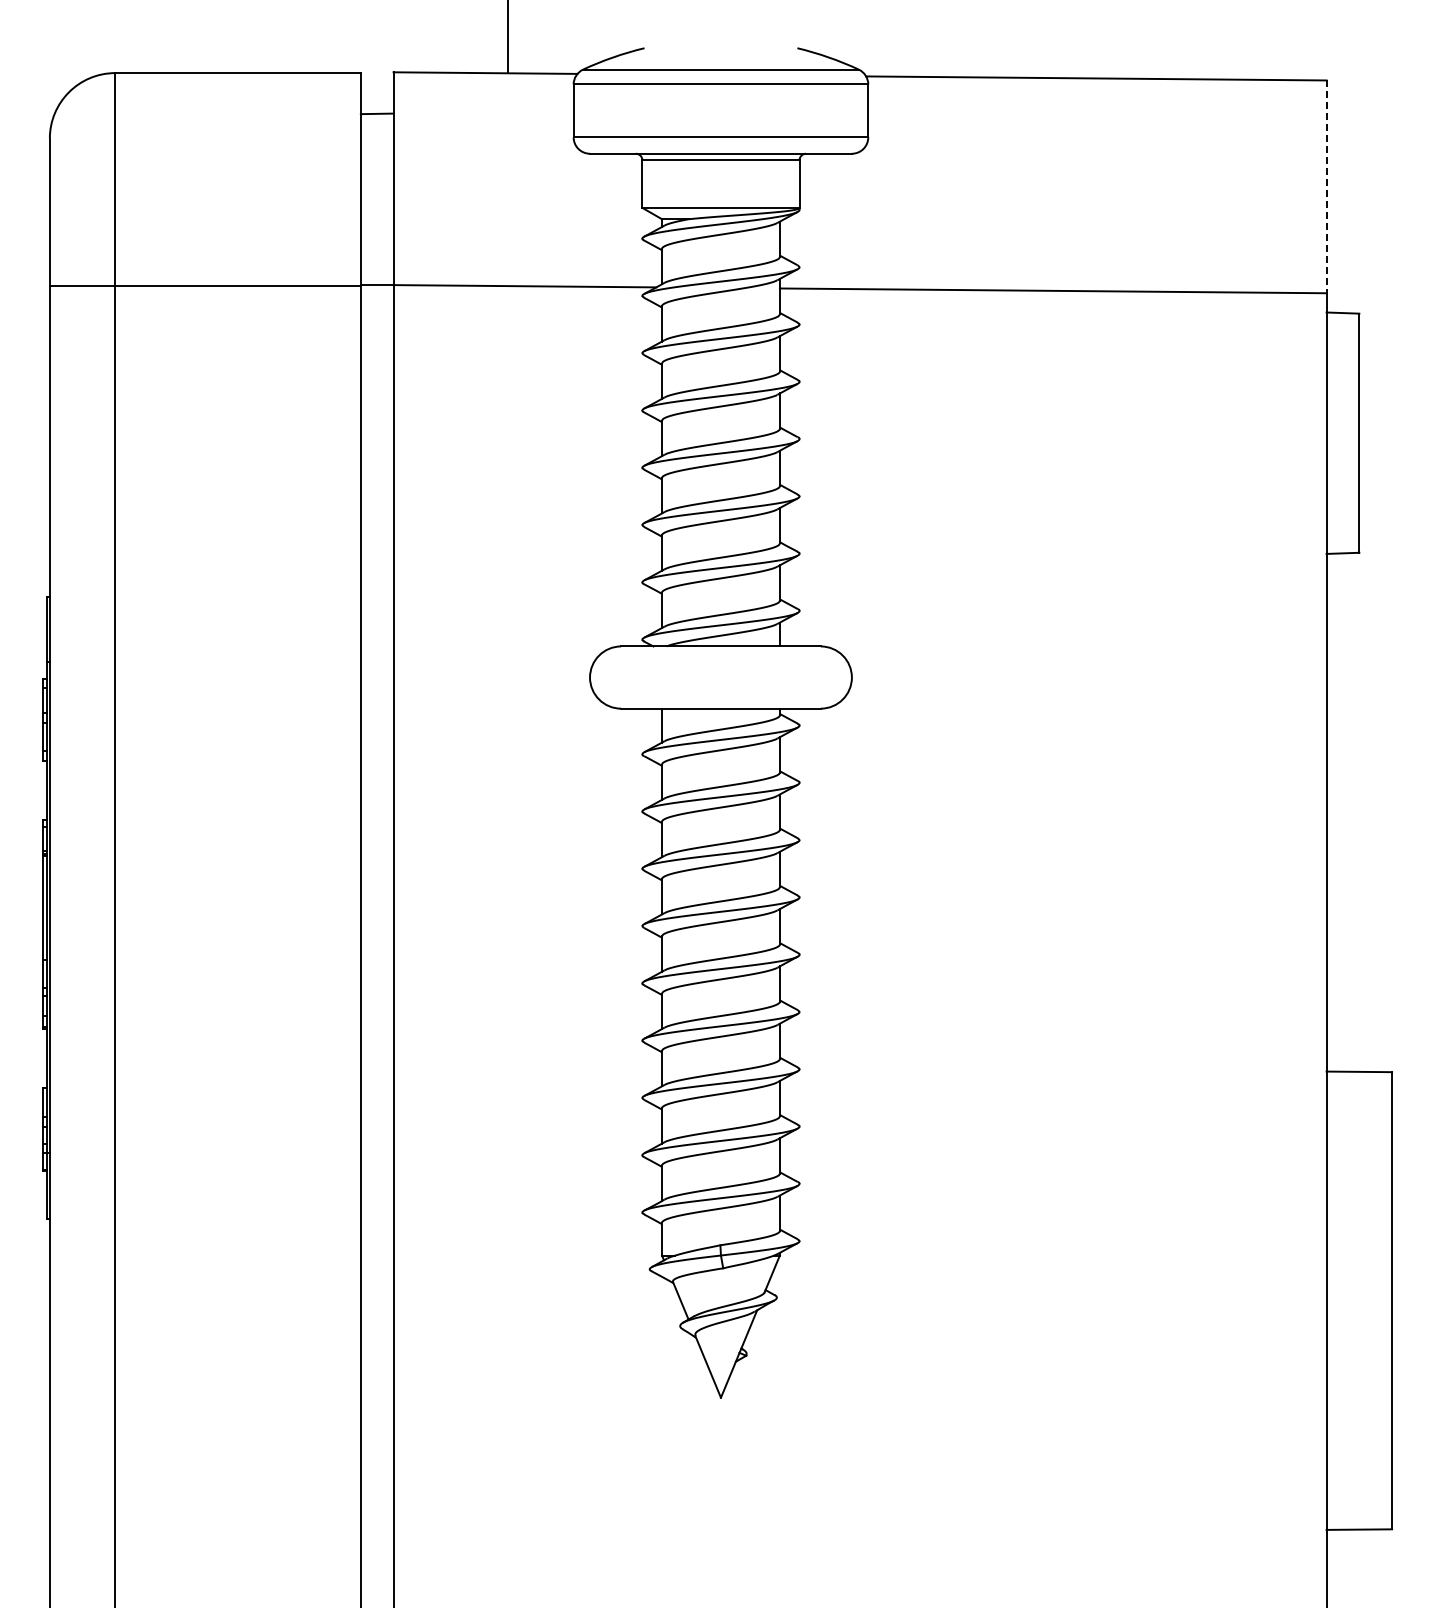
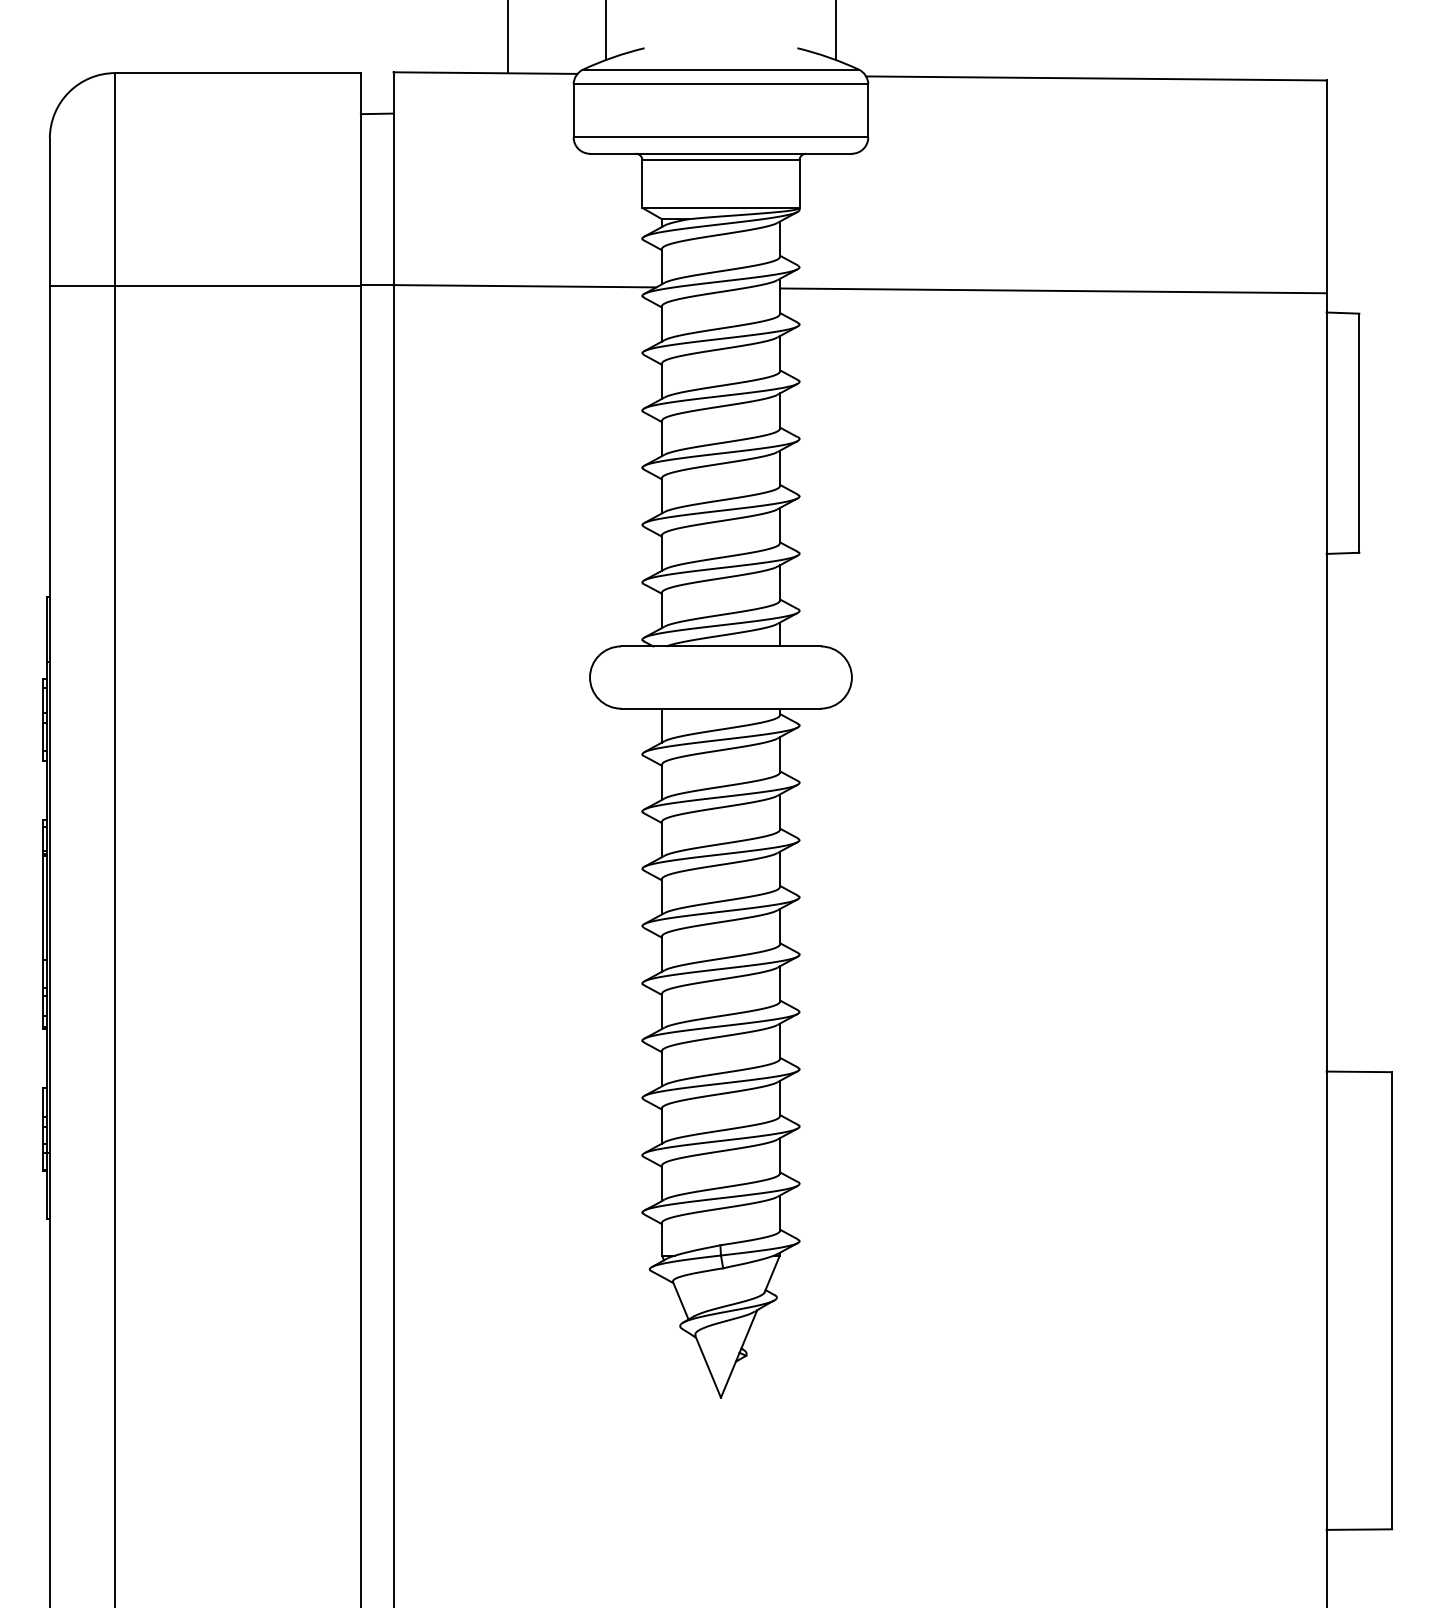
line: none -> present (606, 30)
line: none -> present (835, 30)
line: dashed -> solid (1326, 187)
